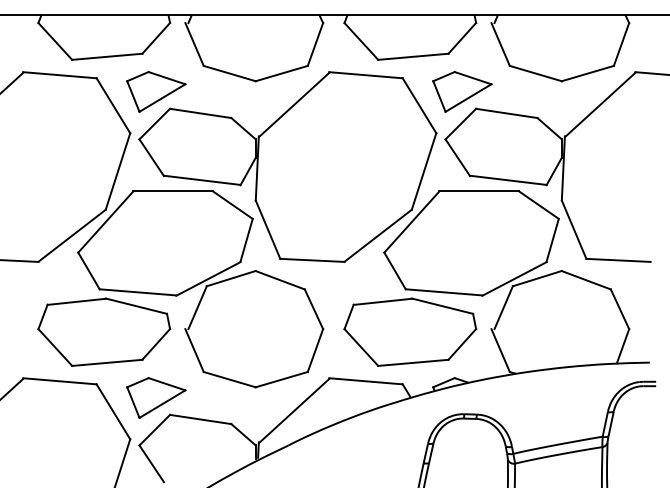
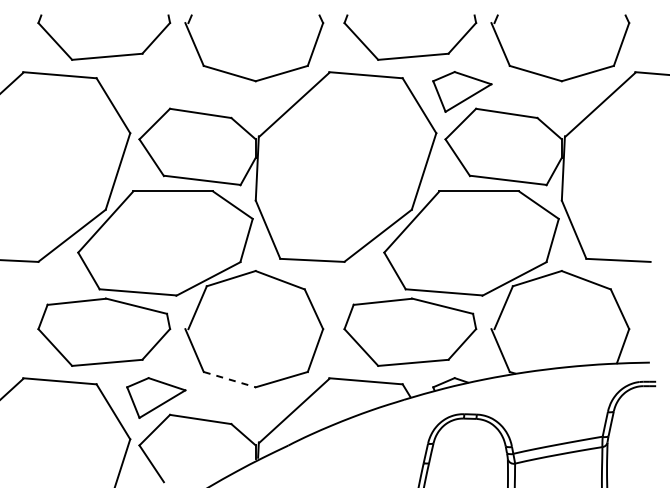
line: present -> none (334, 15)
part: present -> none (156, 91)
line: solid -> dashed (230, 379)
